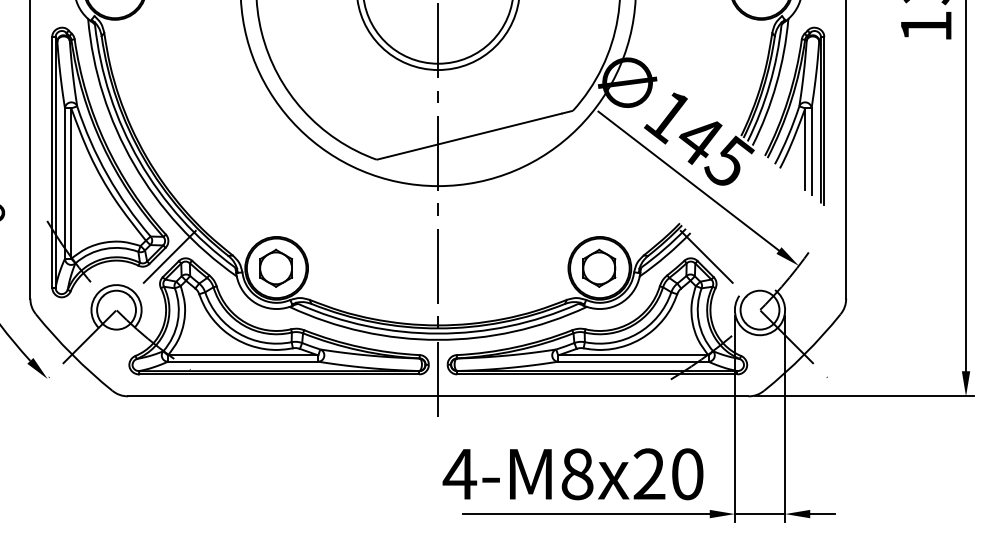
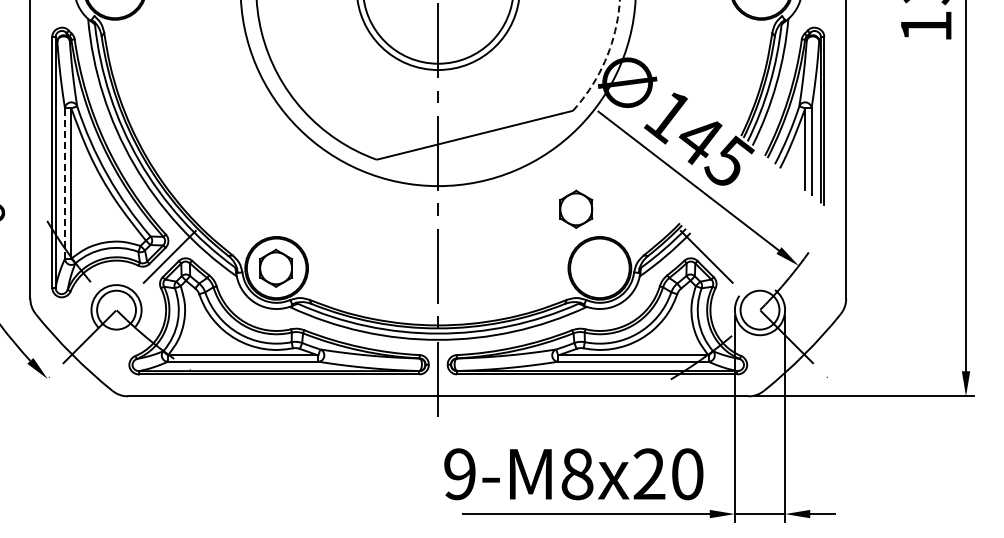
arc: solid -> dashed (605, 59)
line: solid -> dashed (65, 183)
part position: (599, 267) -> (576, 208) (576, 208)
text: 4-M8x20 -> 9-M8x20 (459, 474)
